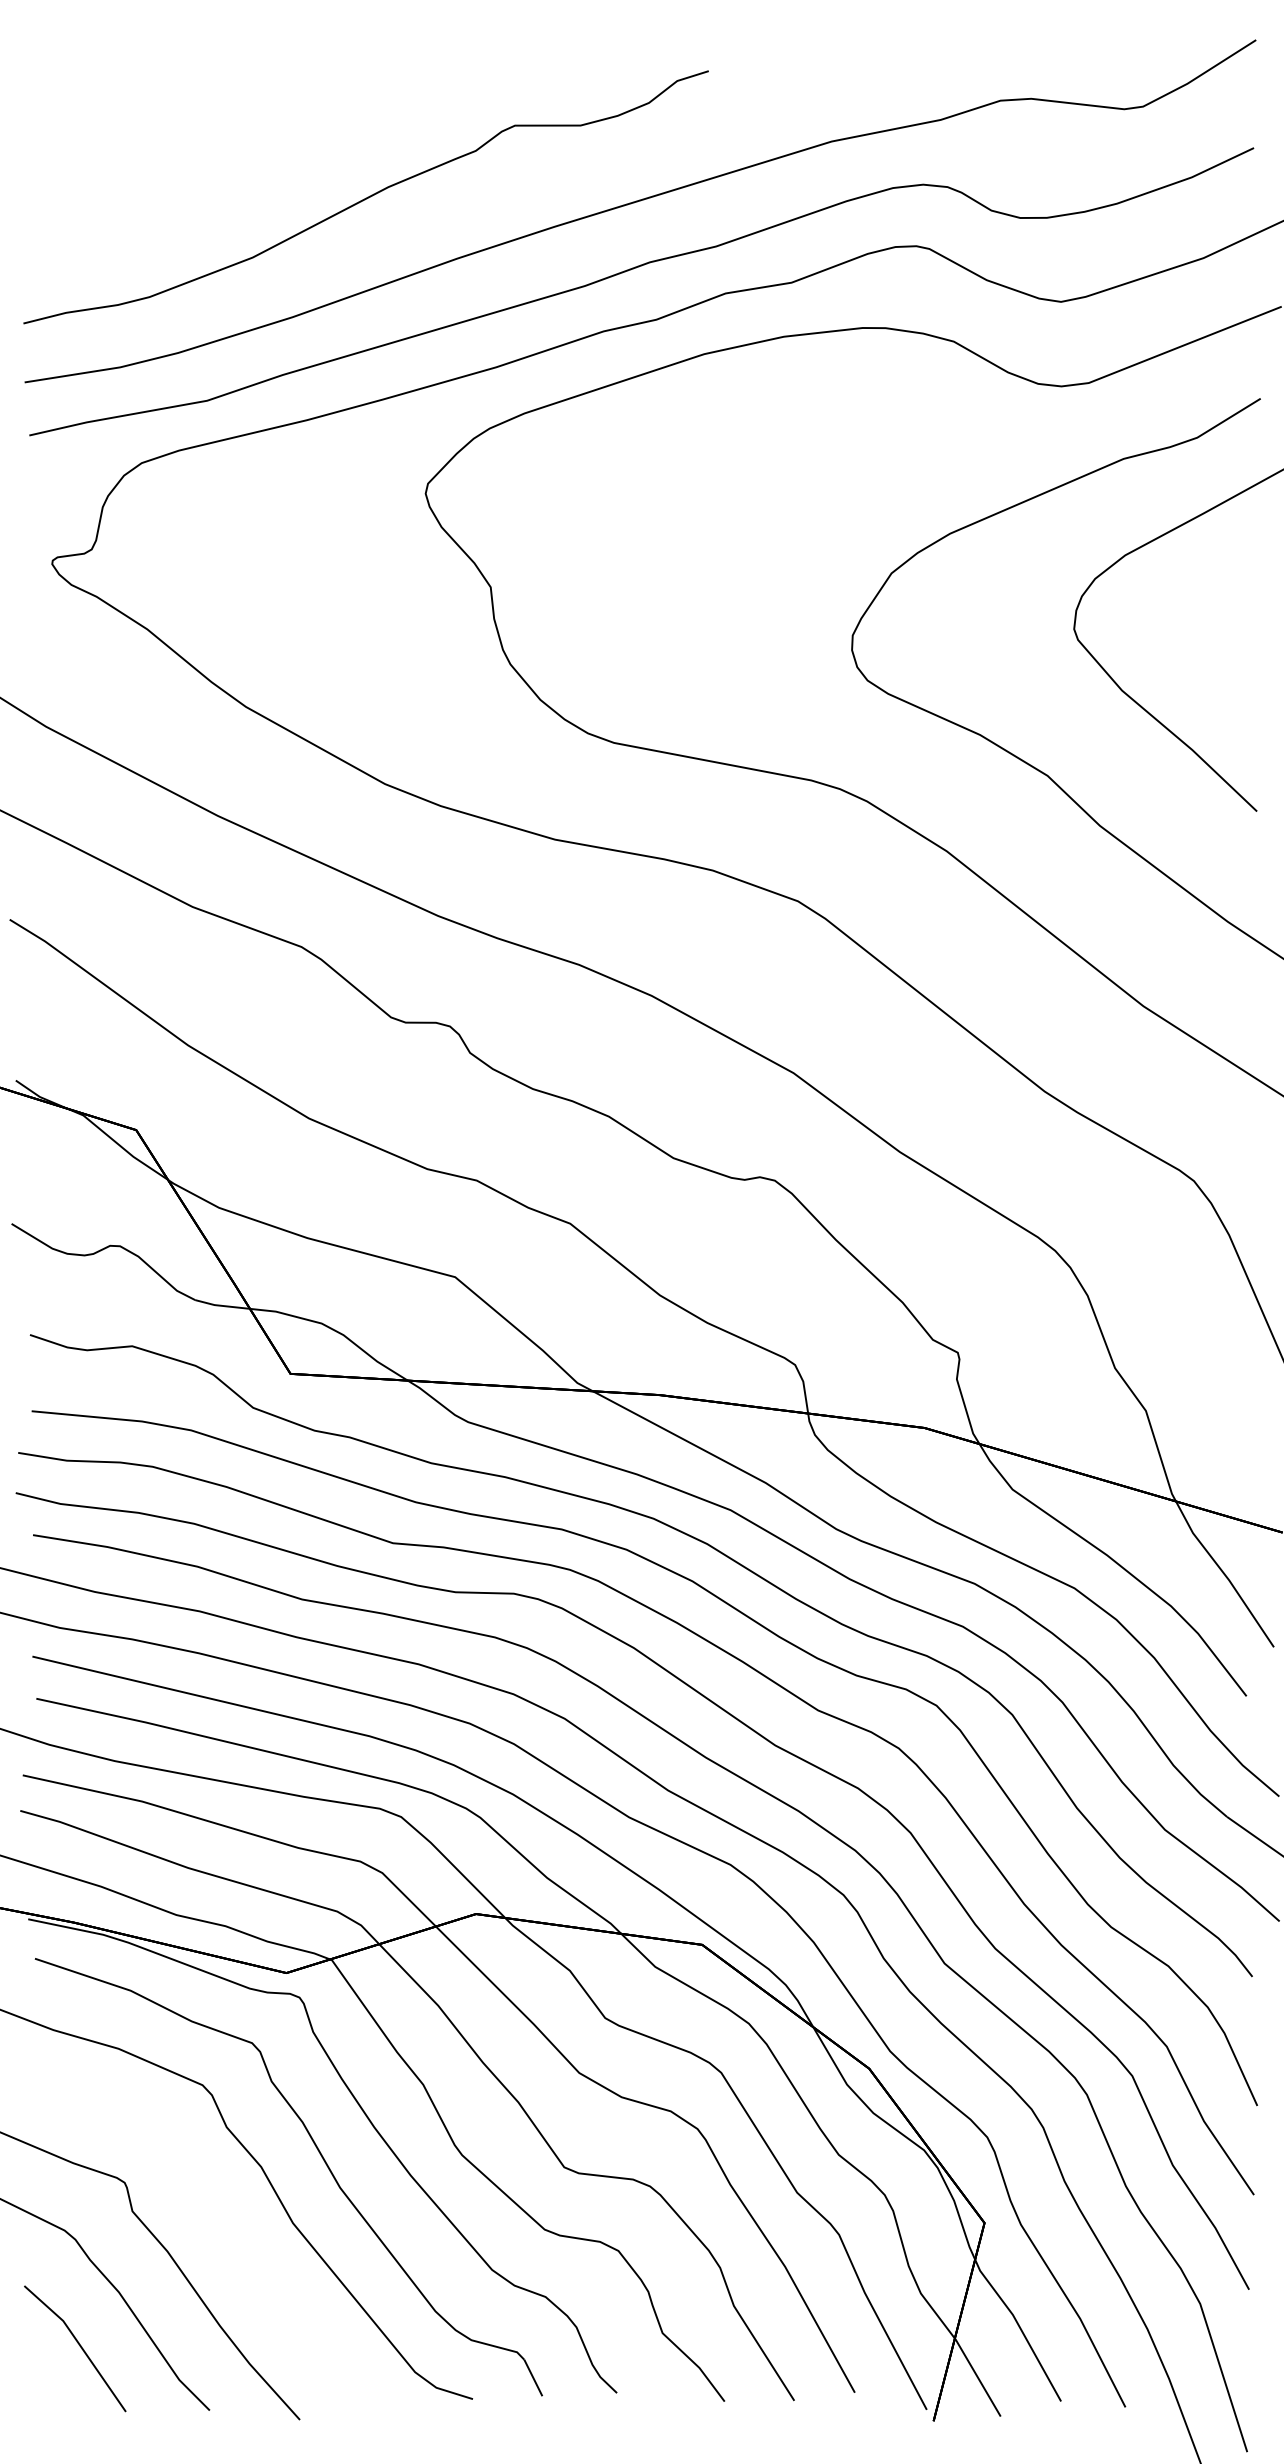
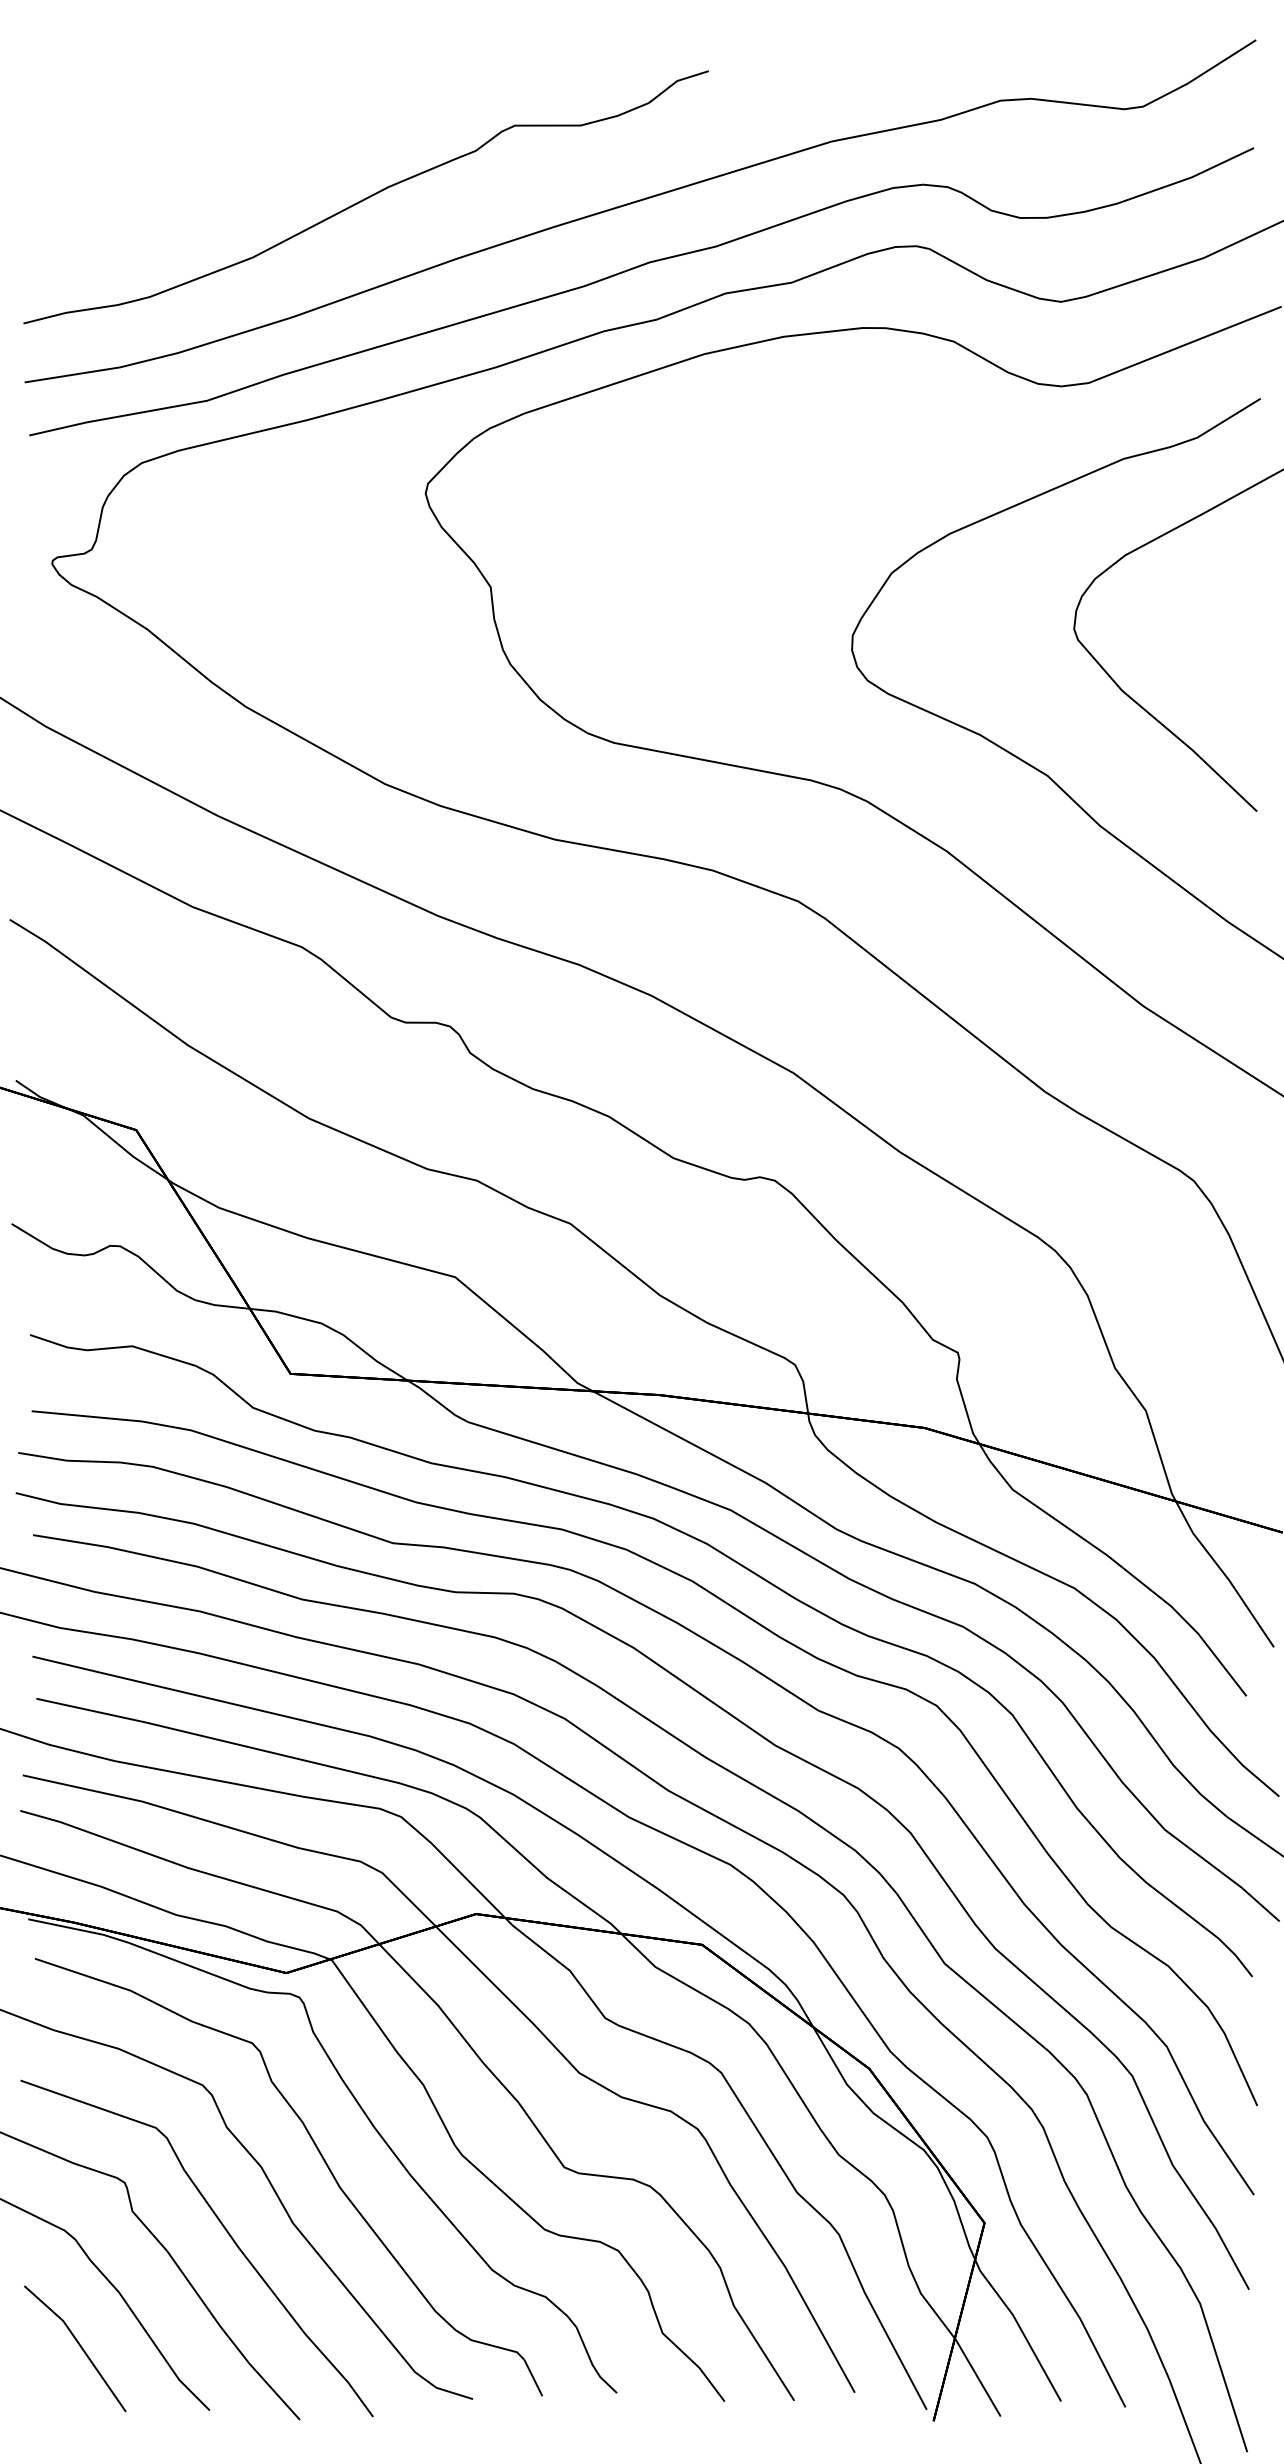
curve: none -> present (224, 2229)
